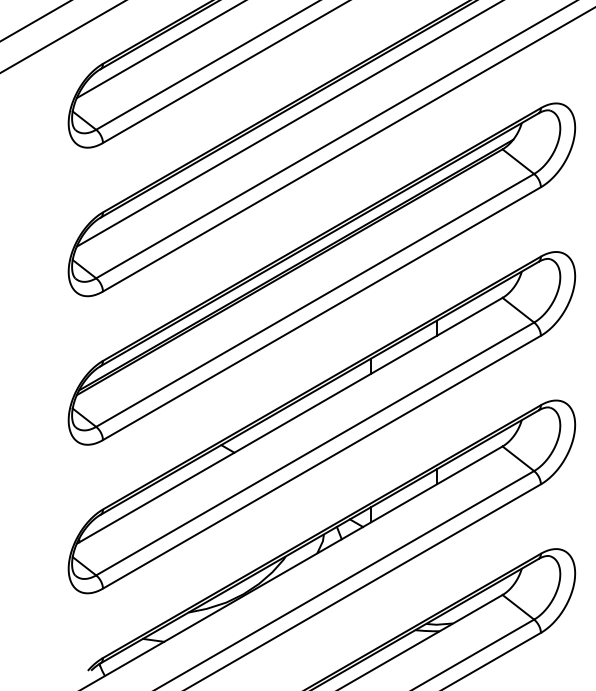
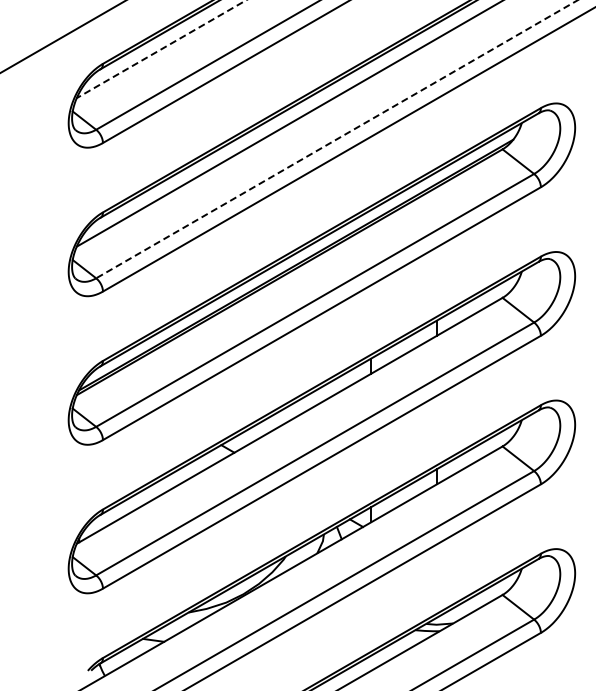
line: present -> none (35, 21)
line: solid -> dashed (161, 49)
line: solid -> dashed (336, 139)
